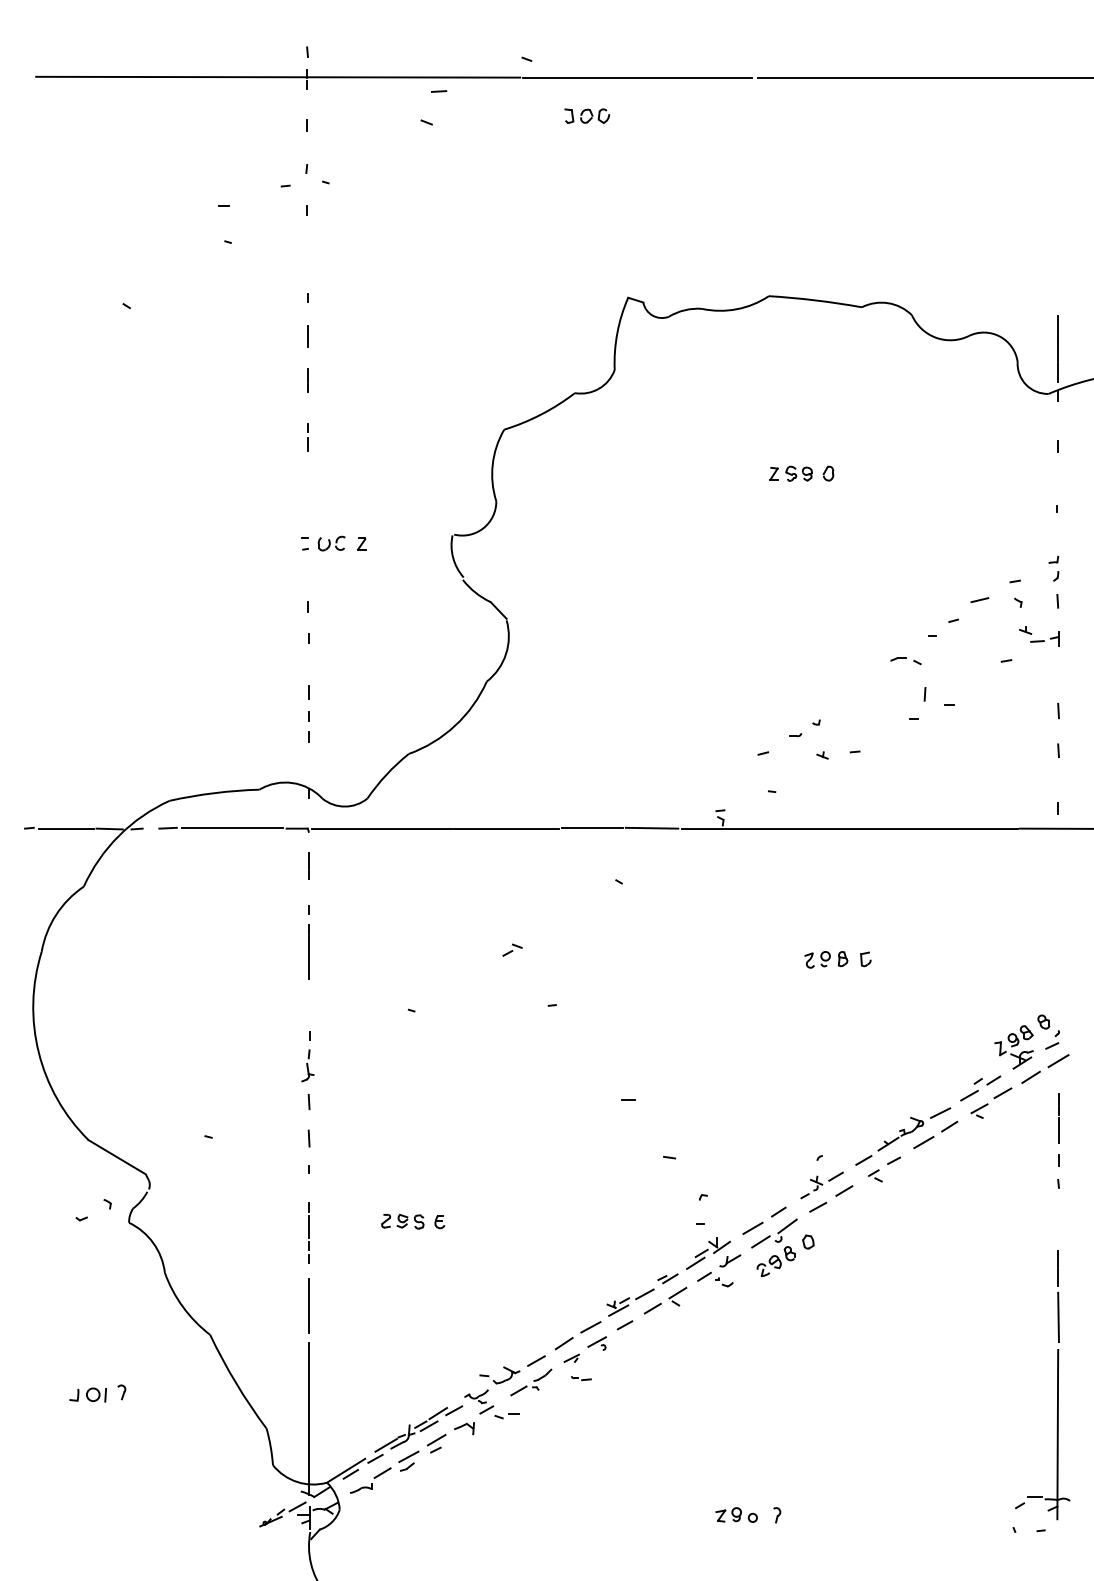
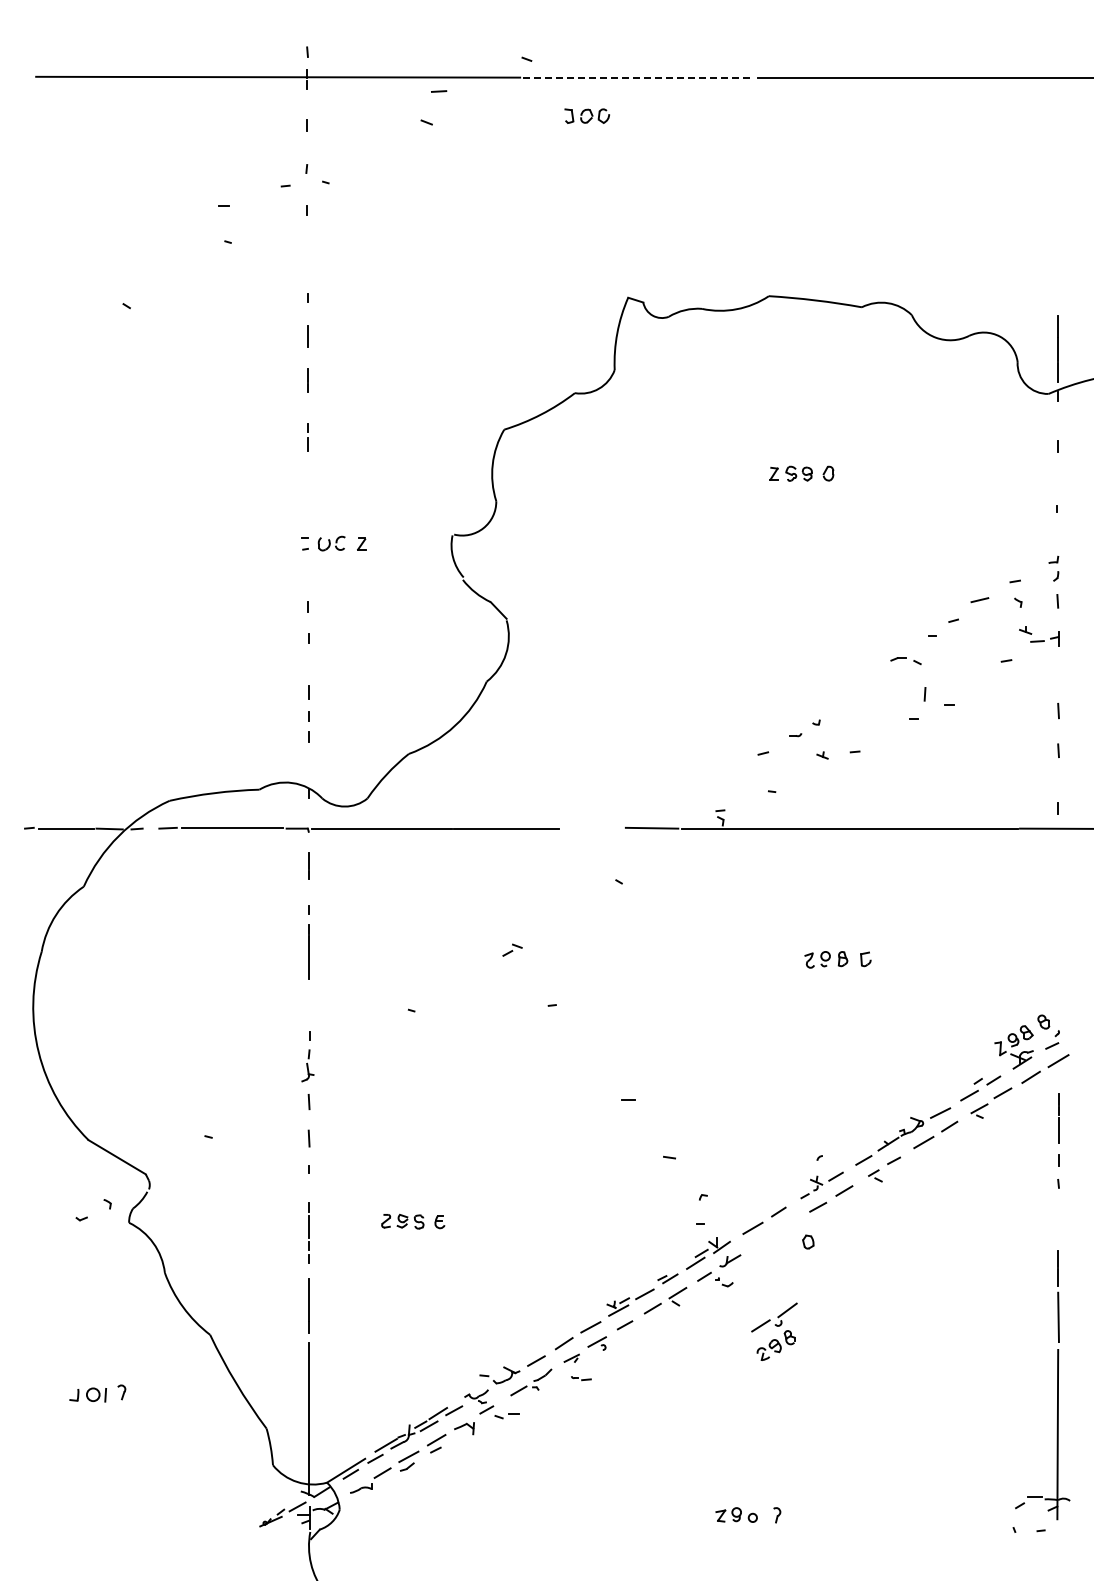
line: solid -> dashed (638, 77)
line: present -> none (592, 827)
part position: (774, 1247) -> (774, 1331) (774, 1331)
